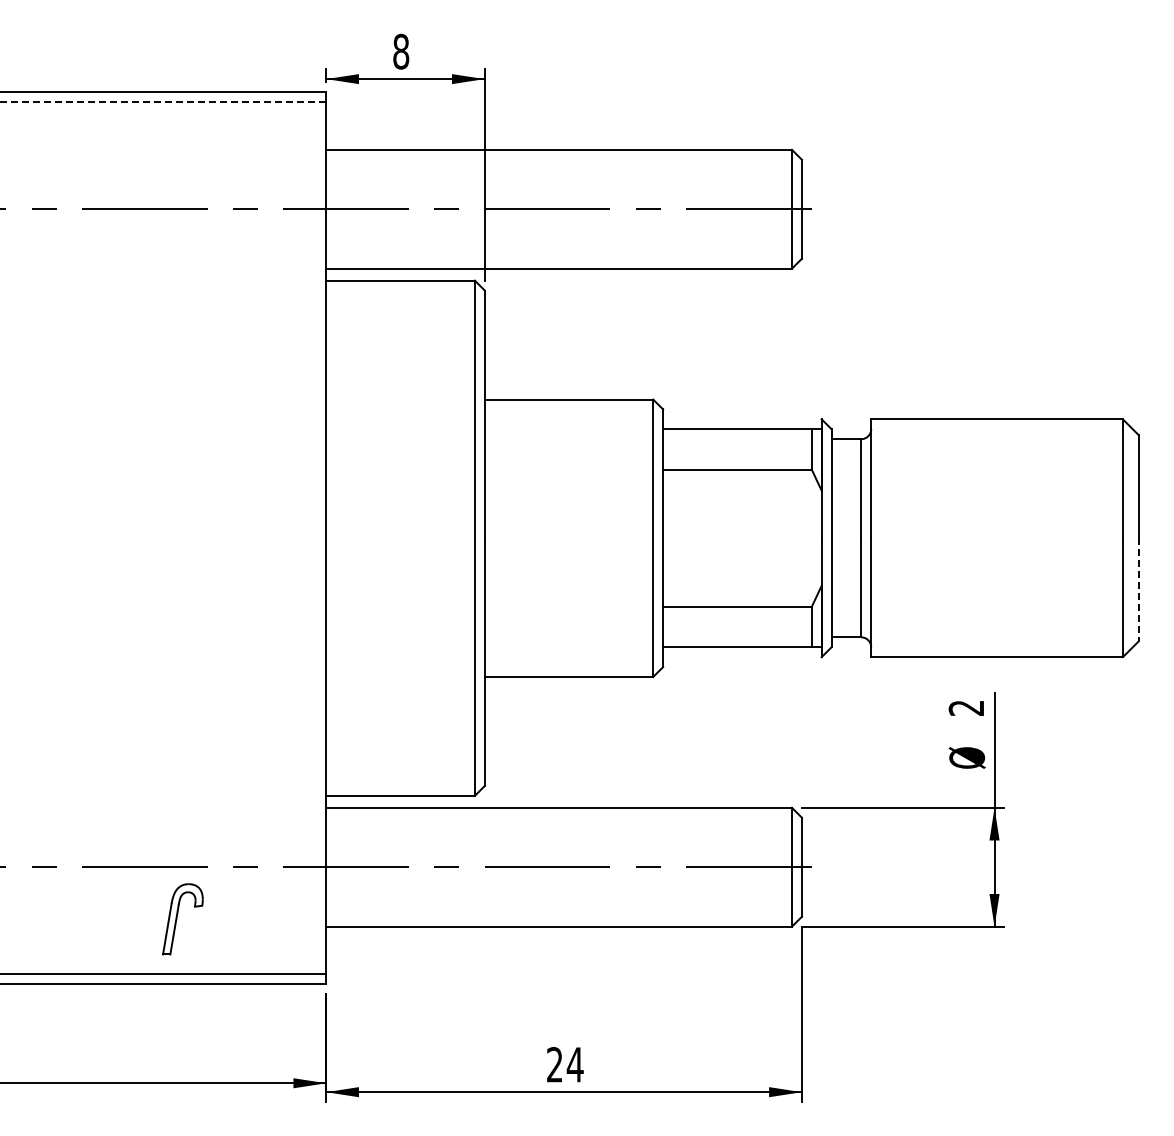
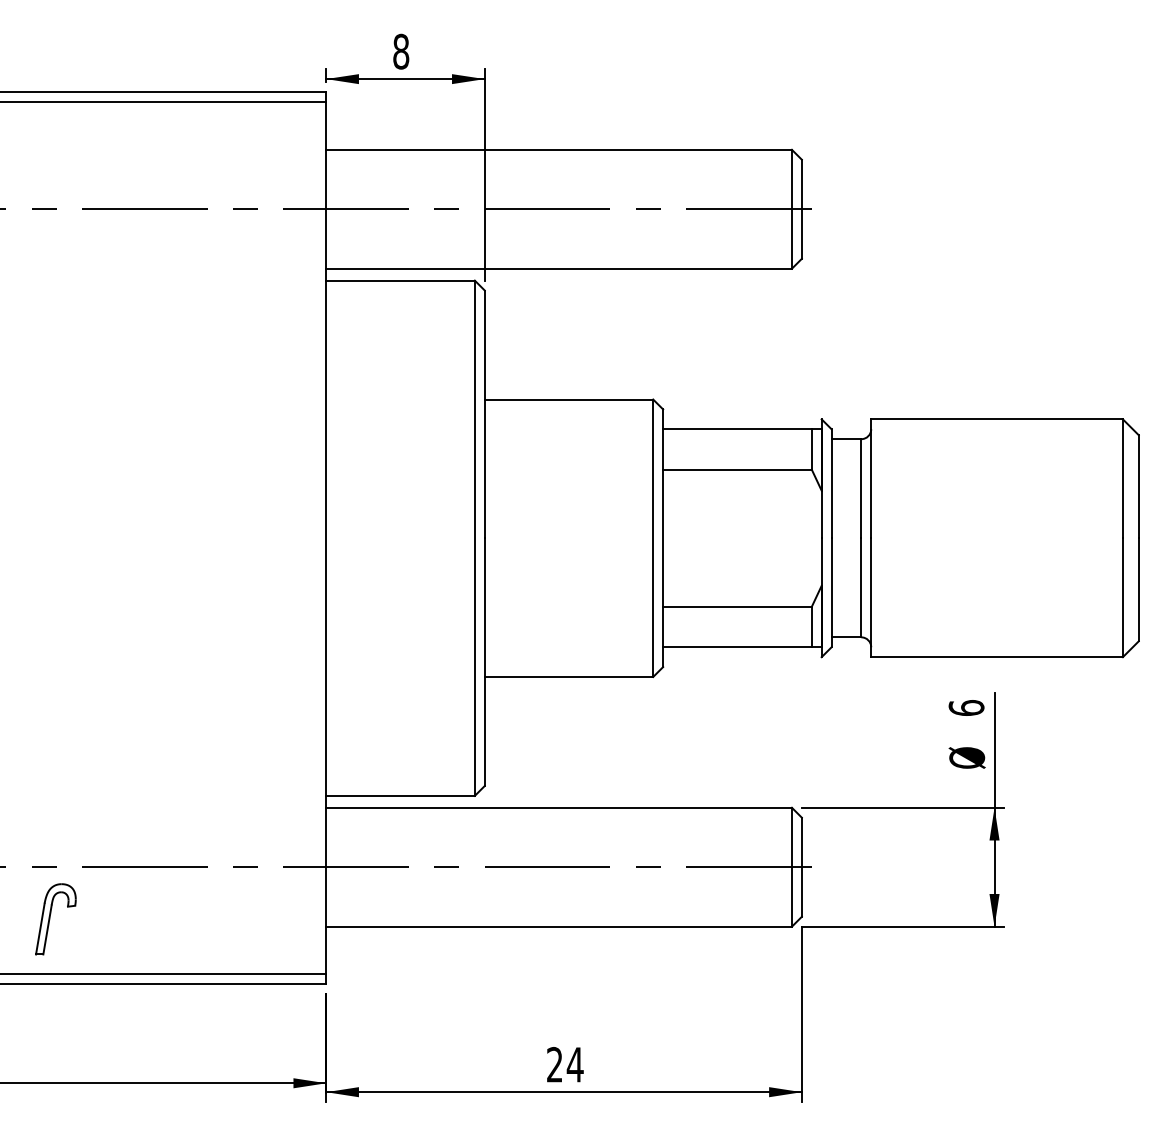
line: dashed -> solid (163, 102)
line: dashed -> solid (1138, 589)
text: 2 -> 6 (966, 707)
part position: (182, 919) -> (55, 919) (55, 919)
